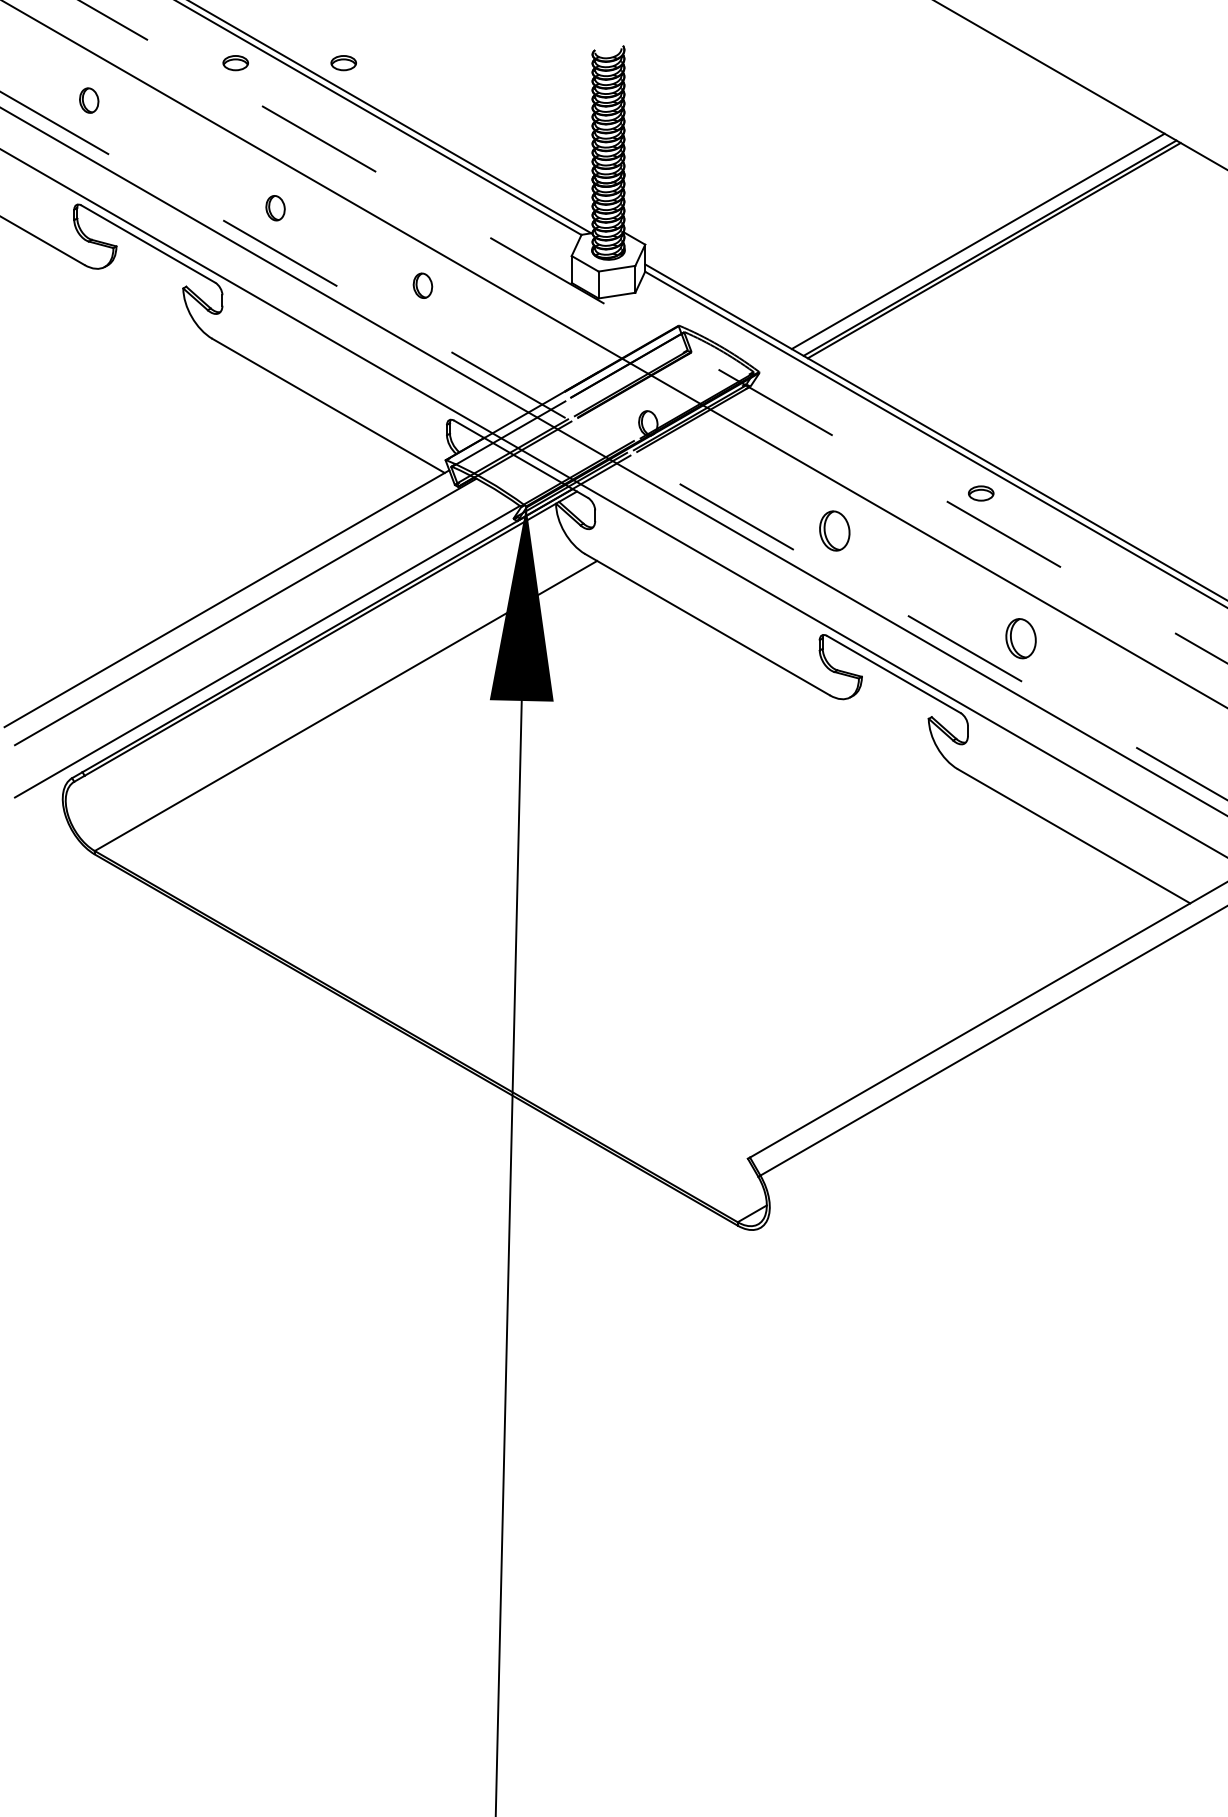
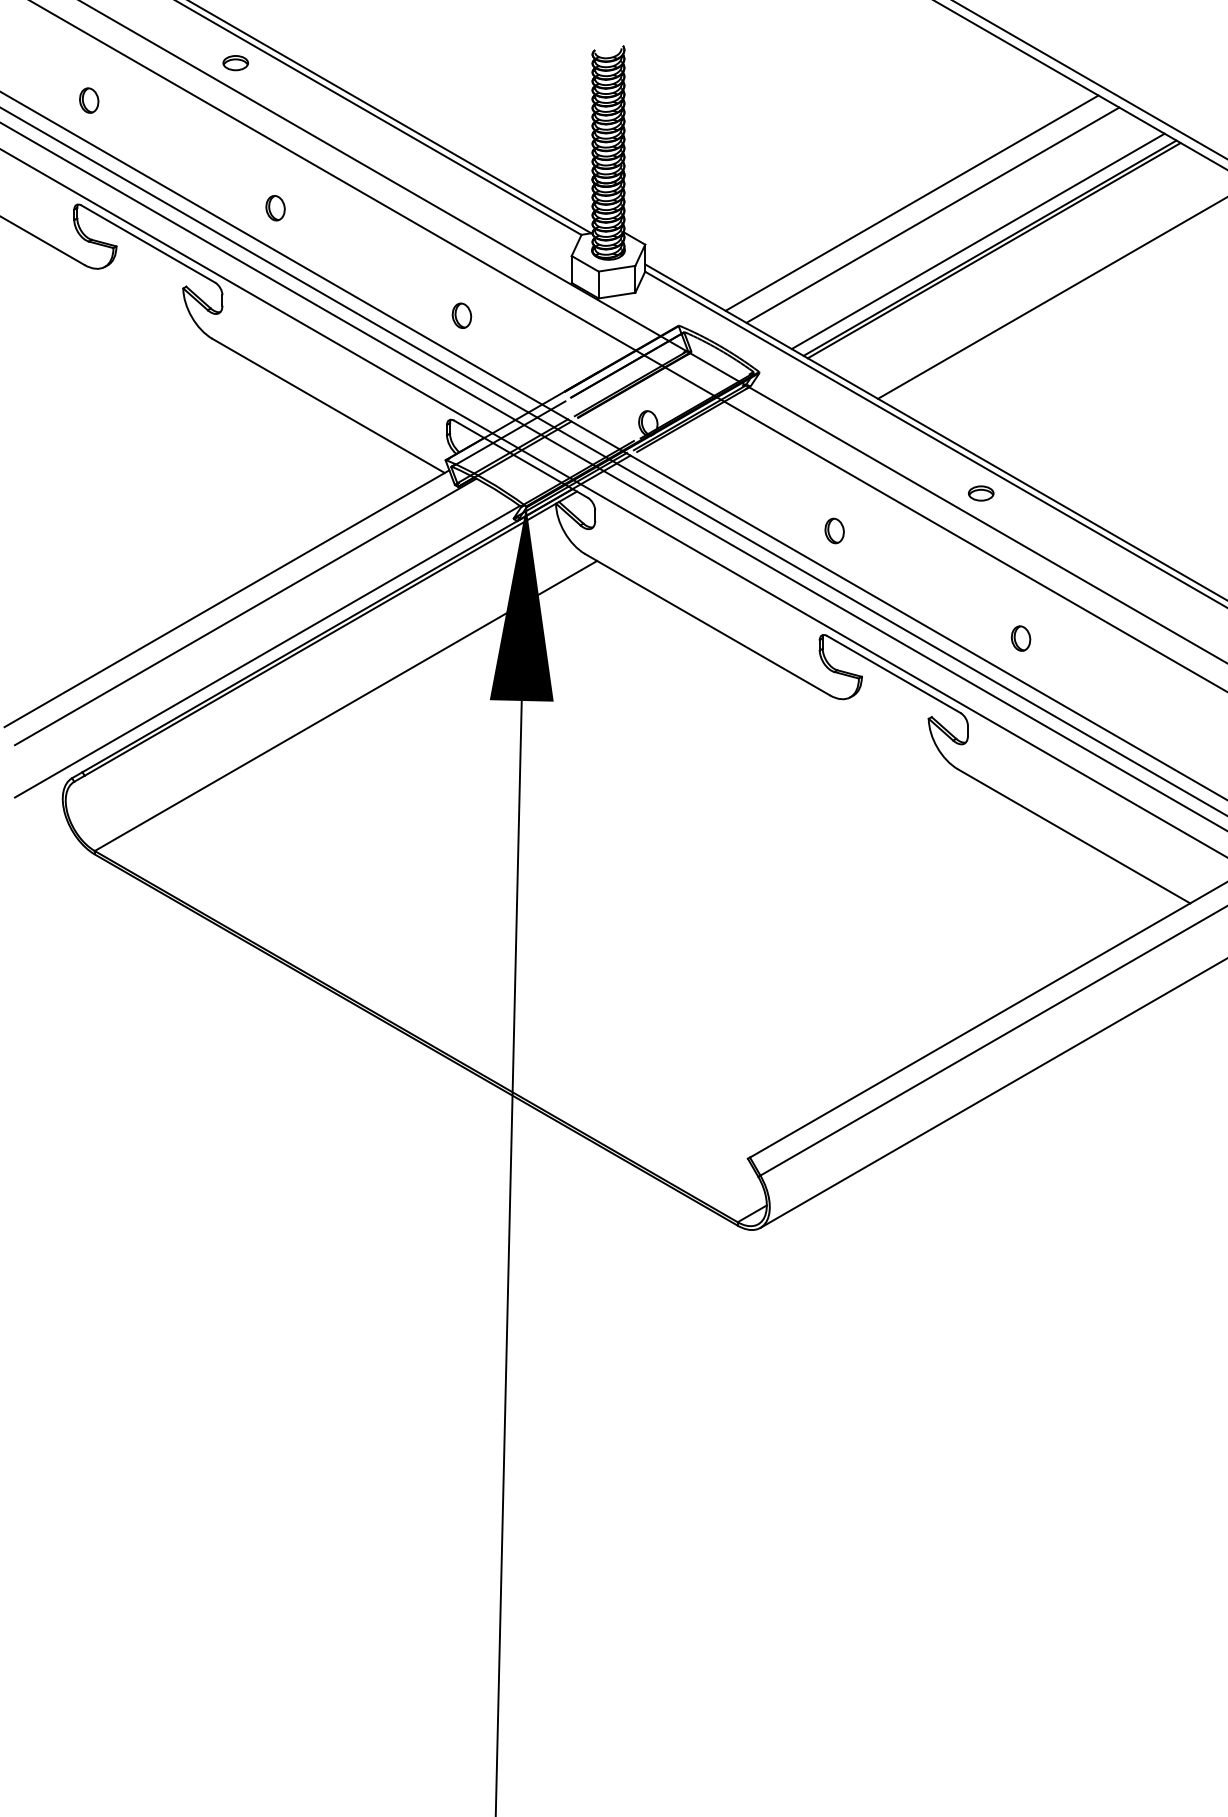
part: present -> none (343, 63)
line: none -> present (1089, 79)
line: none -> present (911, 202)
line: none -> present (932, 214)
part position: (422, 285) -> (461, 315) (461, 315)
line: none -> present (1051, 298)
line: dashed -> solid (653, 331)
line position: (614, 354) -> (628, 346) (628, 346)
line: dashed -> solid (614, 446)
line: none -> present (613, 476)
part size: 32x42 px -> 21x28 px (834, 530)
part size: 32x42 px -> 22x27 px (1020, 638)
line: none -> present (992, 1093)
